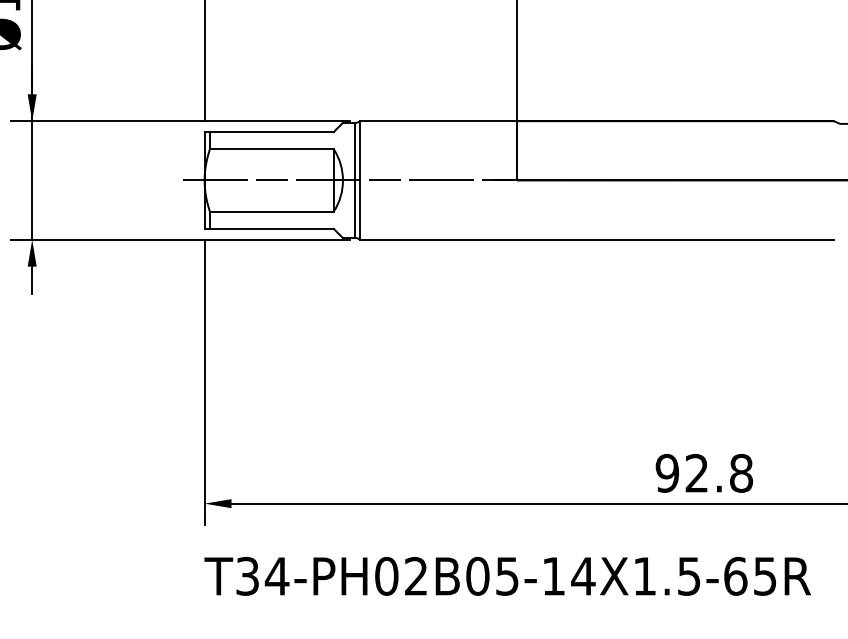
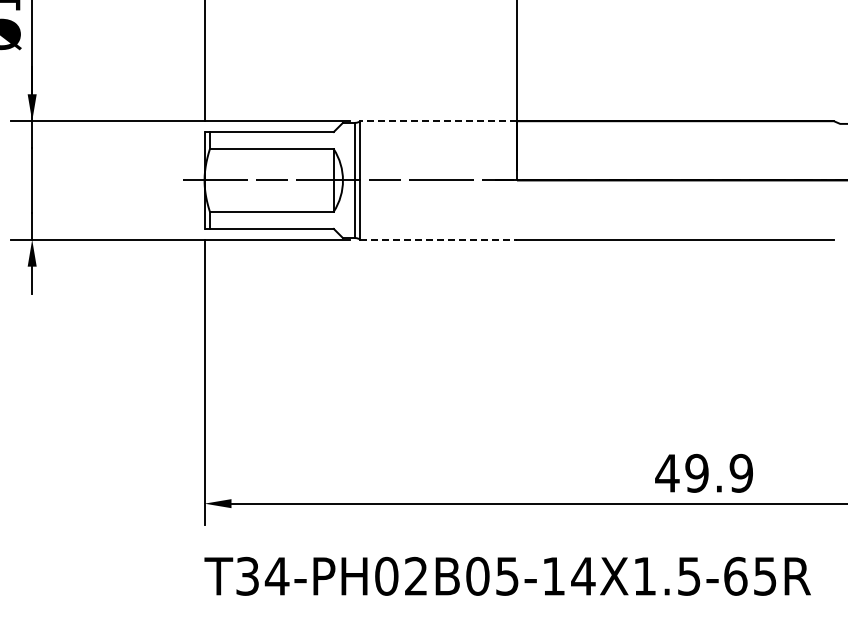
line: solid -> dashed (438, 121)
line: solid -> dashed (439, 239)
text: 92.8 -> 49.9 (704, 472)
